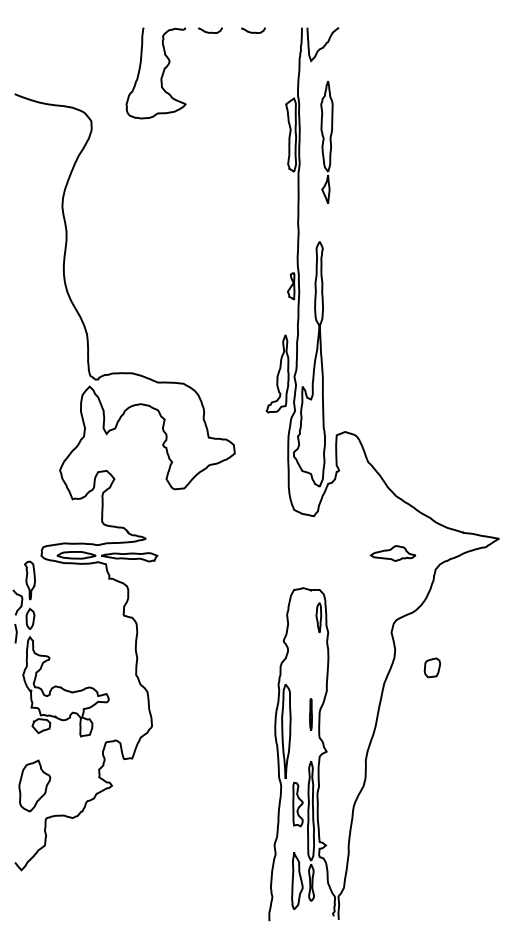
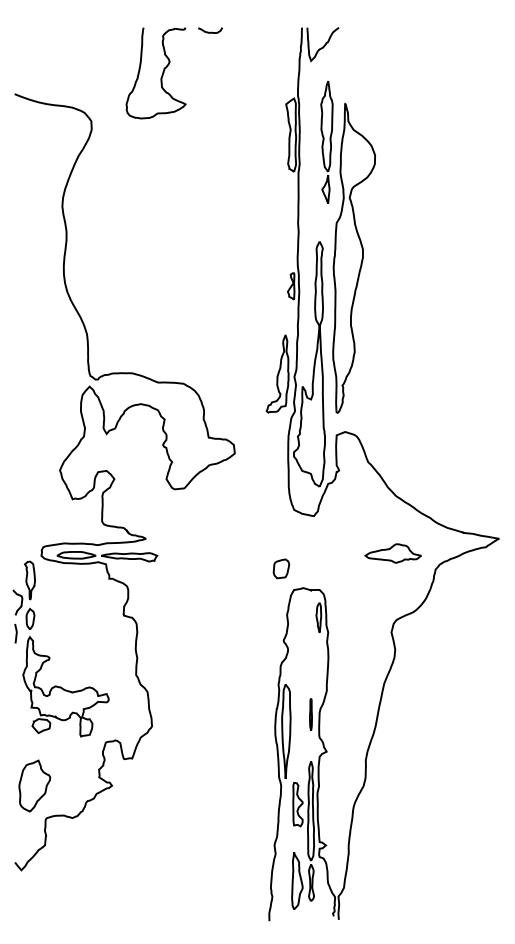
curve: present -> none (253, 31)
part: none -> present (353, 257)
part size: 48x17 px -> 58x21 px (392, 553)
part position: (432, 667) -> (281, 568) (281, 568)
